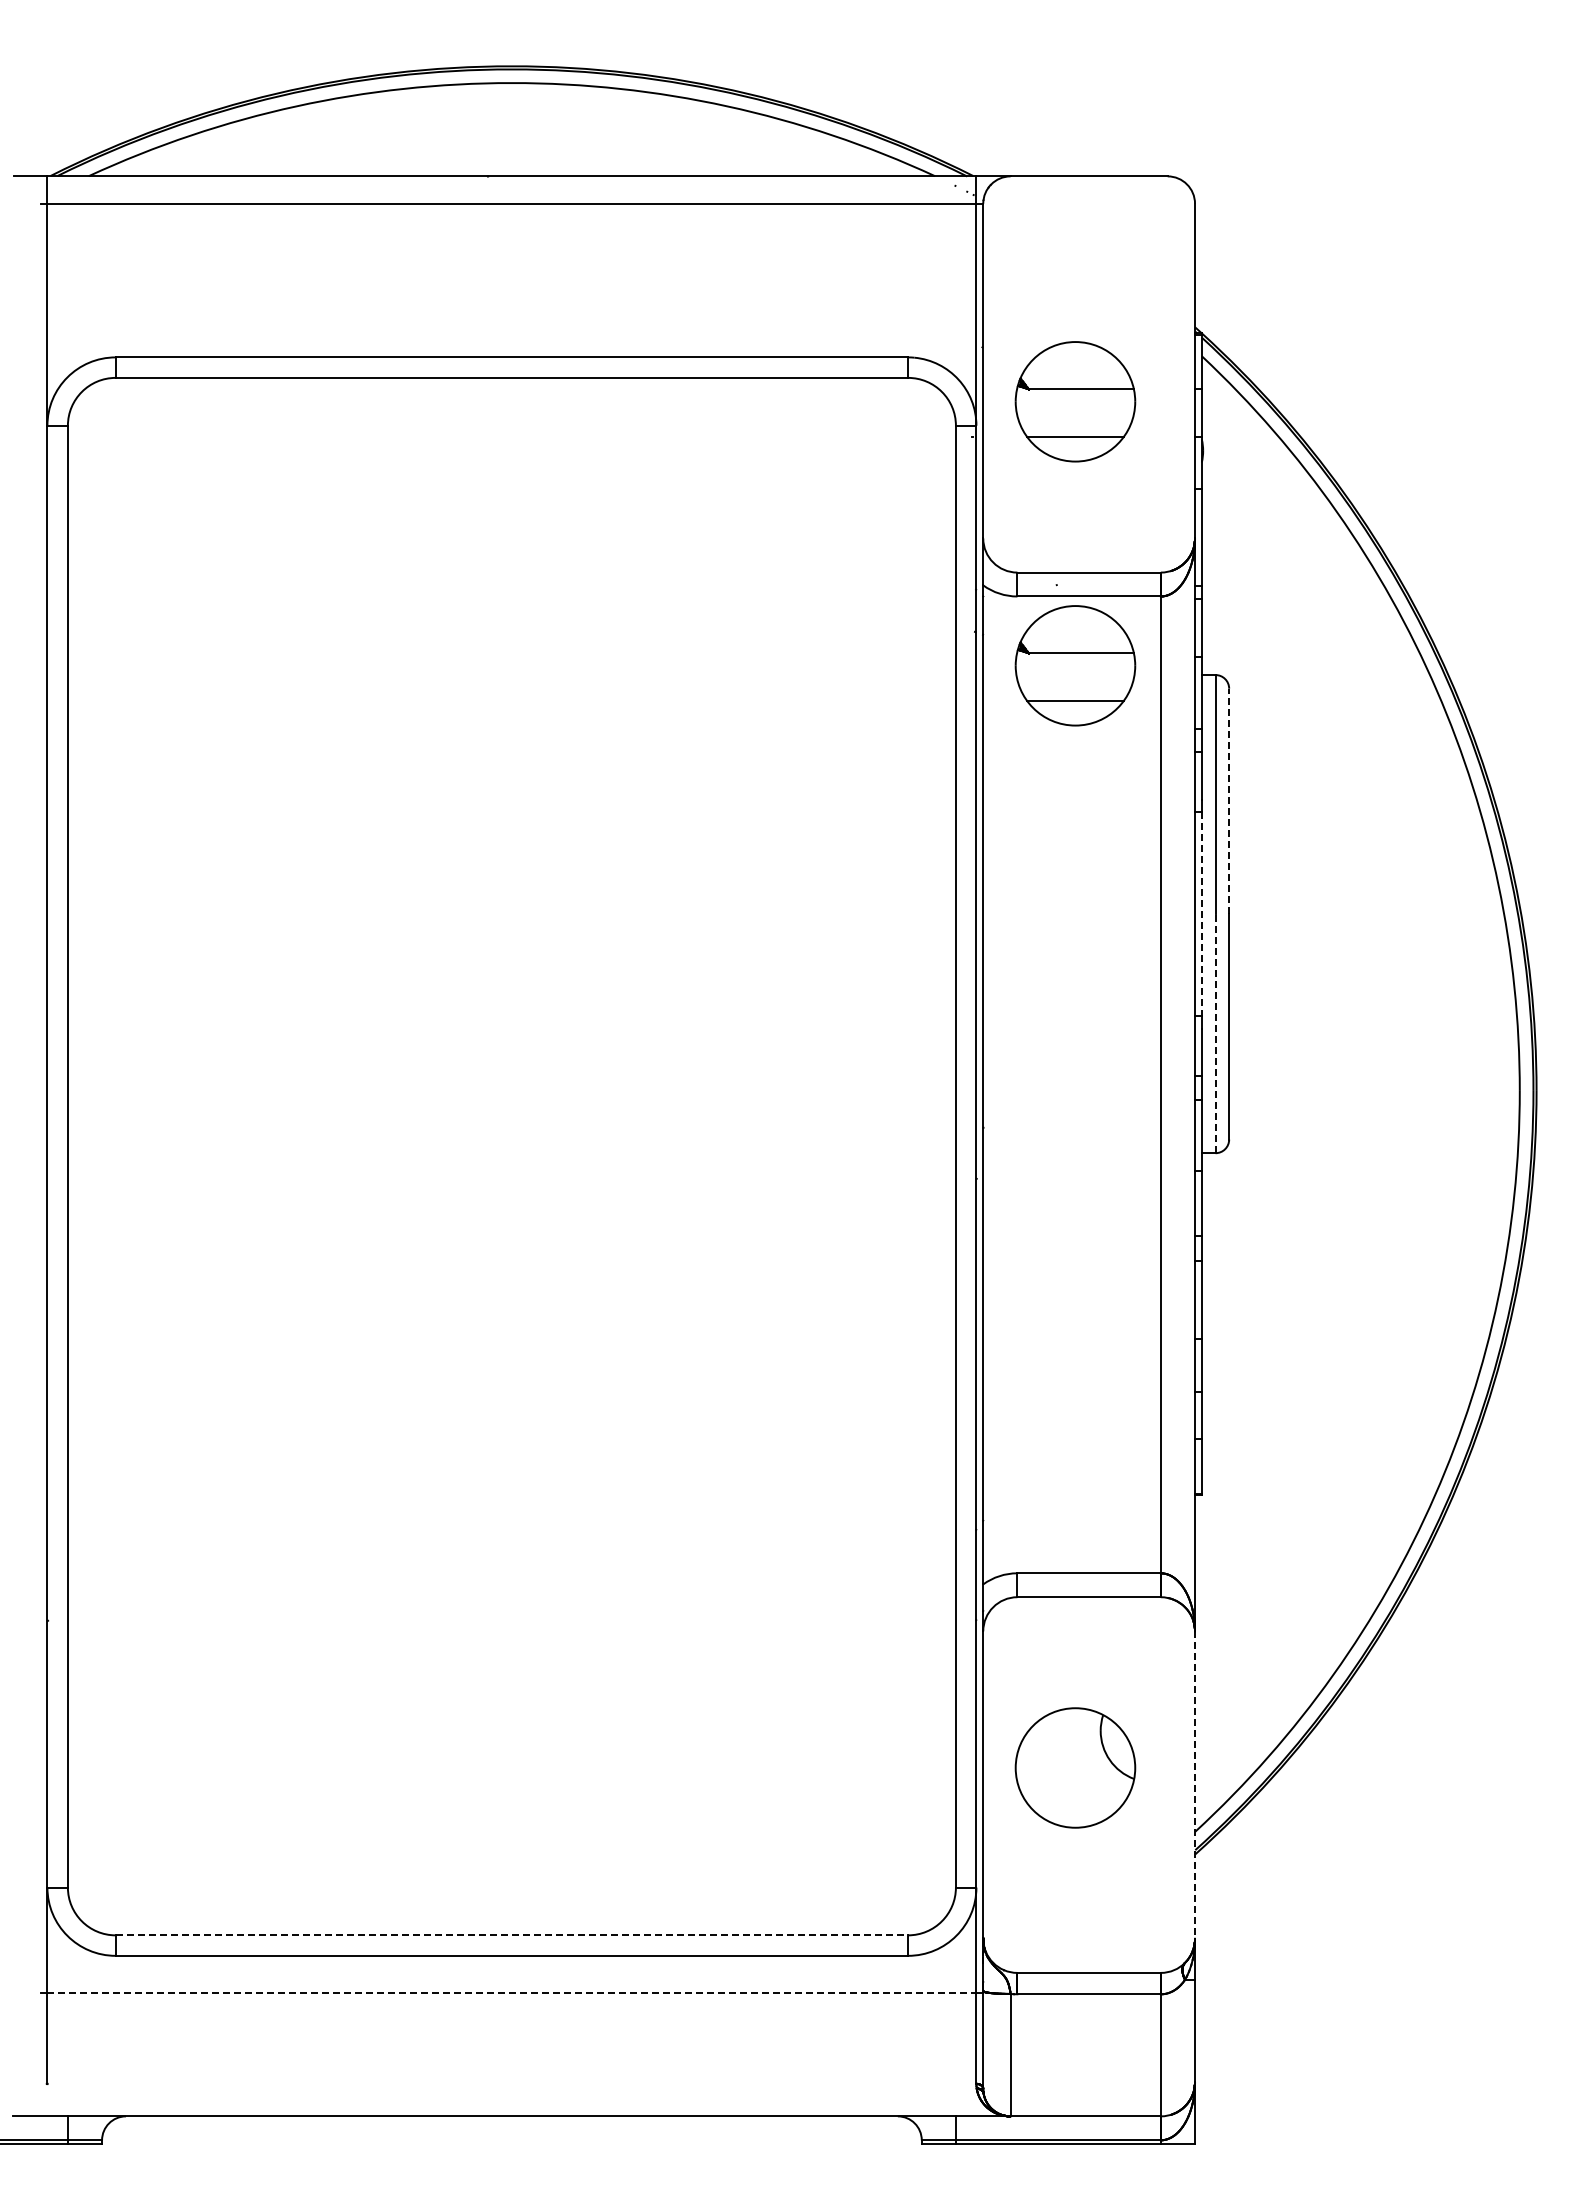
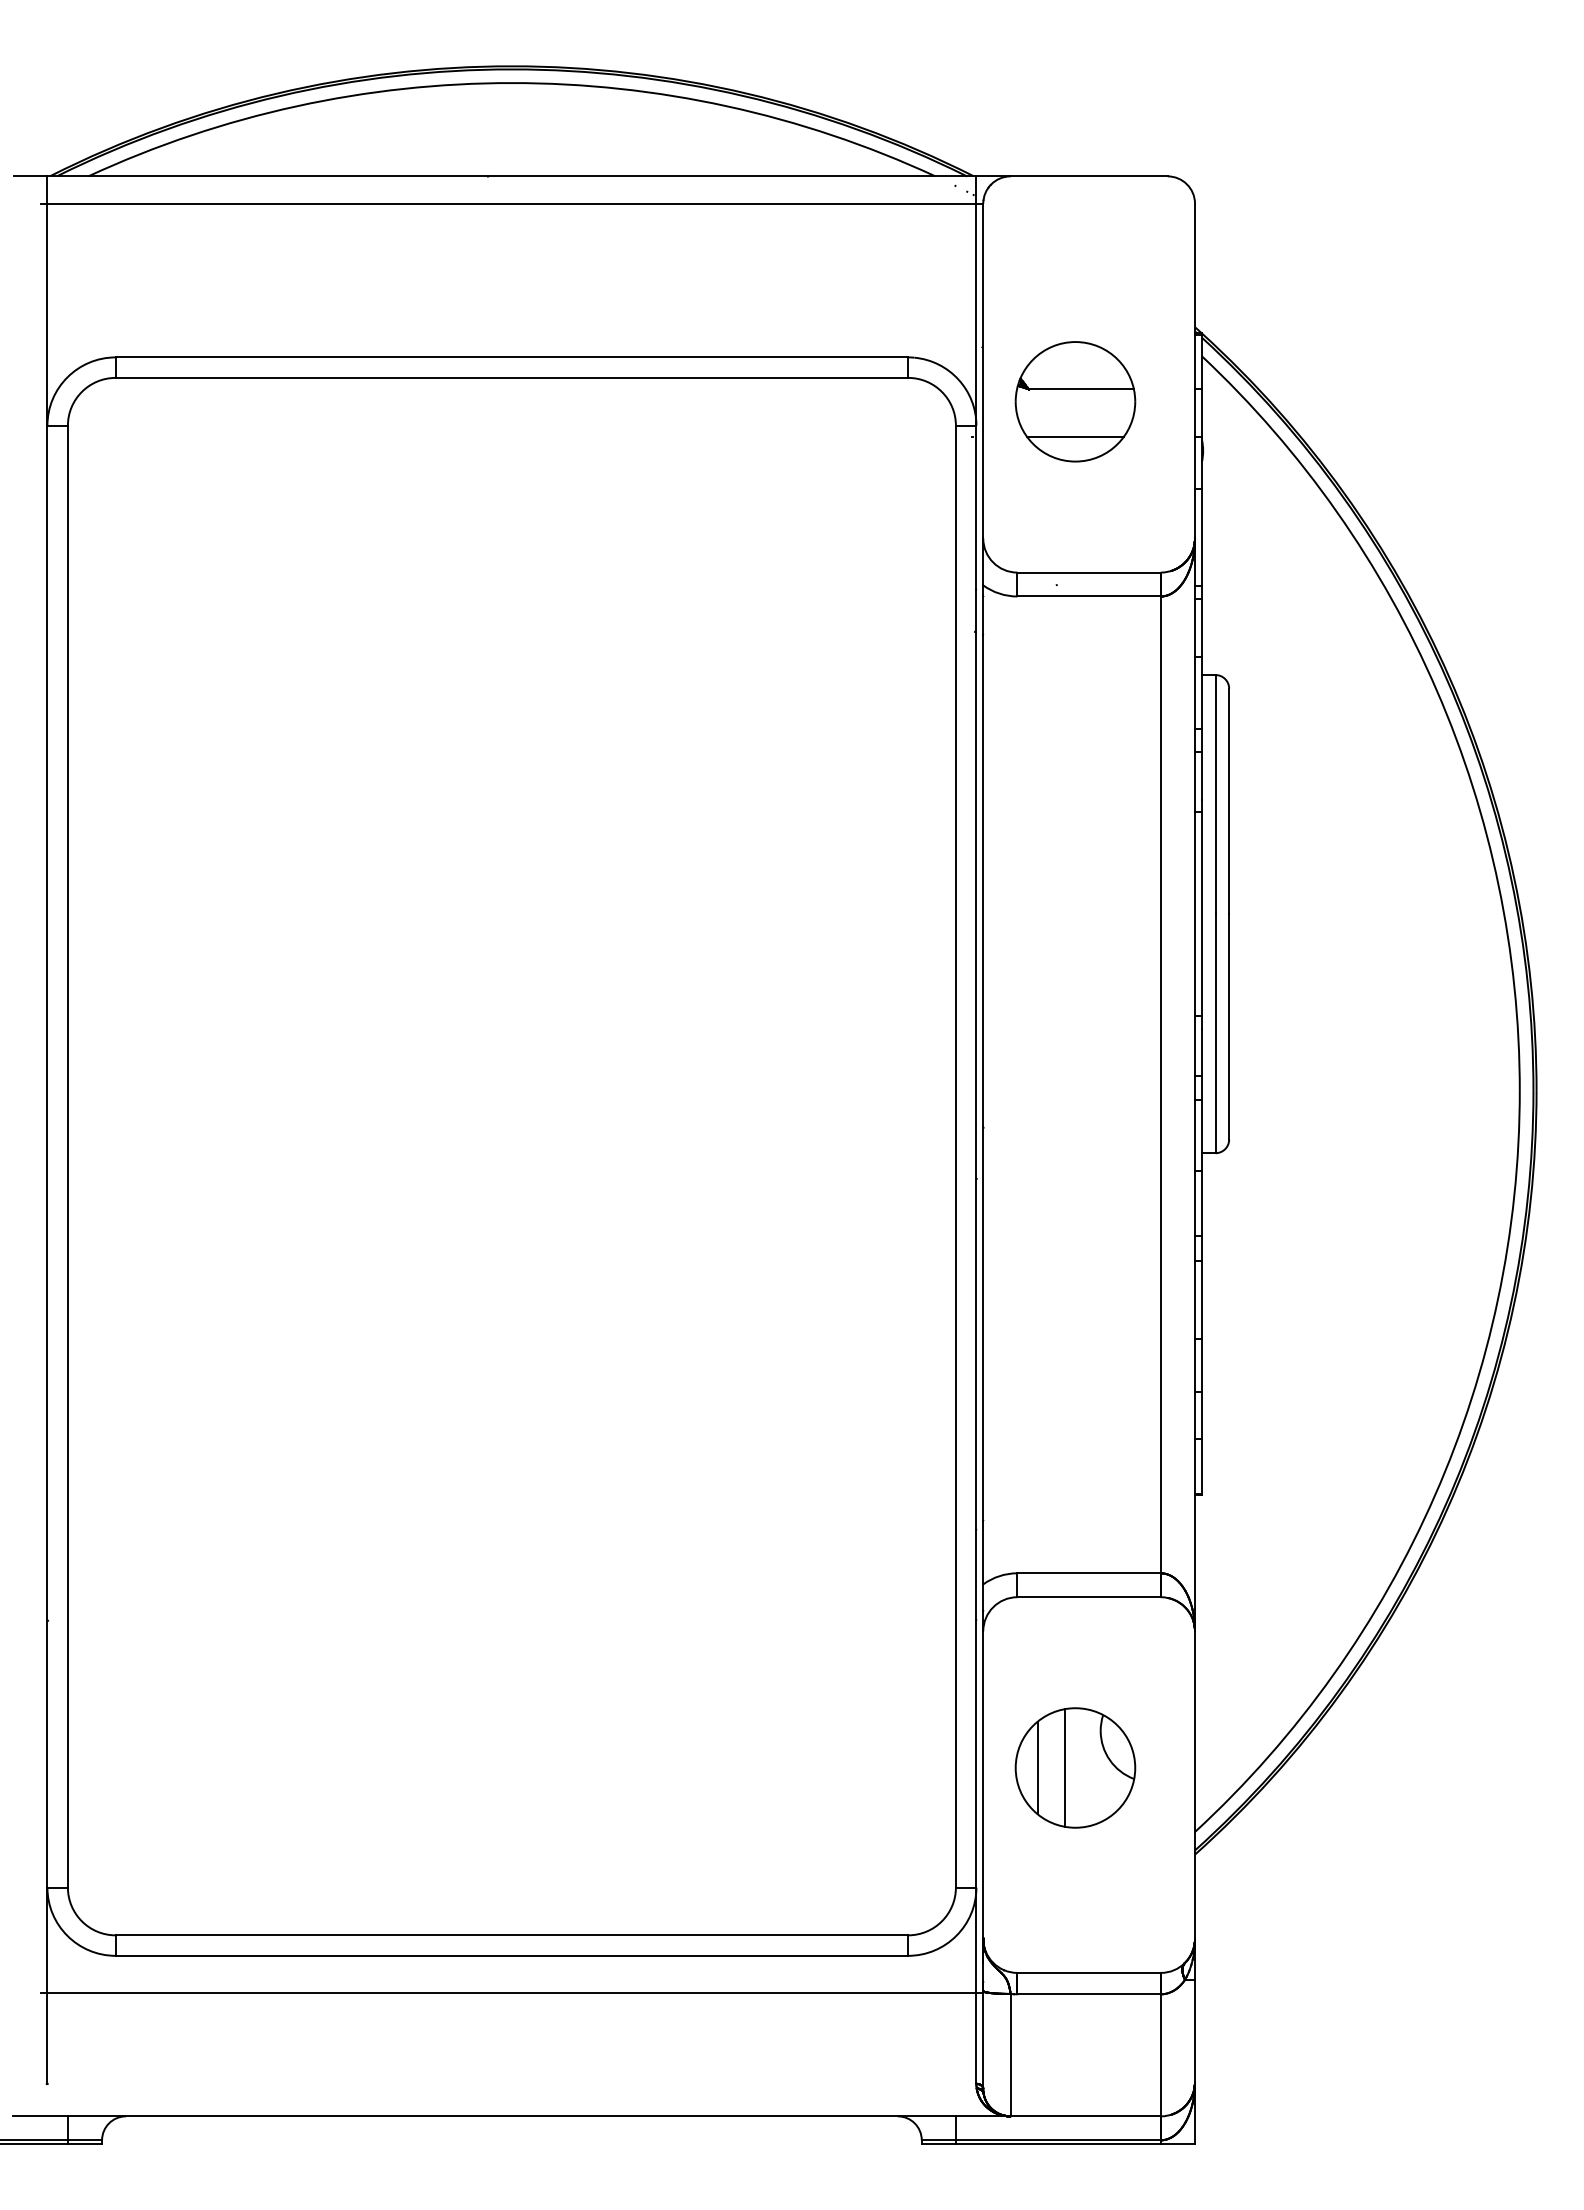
part: present -> none (1075, 665)
line: dashed -> solid (1229, 801)
line: dashed -> solid (1201, 914)
line: dashed -> solid (1215, 1033)
line: none -> present (1037, 1767)
line: none -> present (1065, 1767)
line: dashed -> solid (1195, 1785)
line: dashed -> solid (512, 1935)
line: dashed -> solid (511, 1993)
